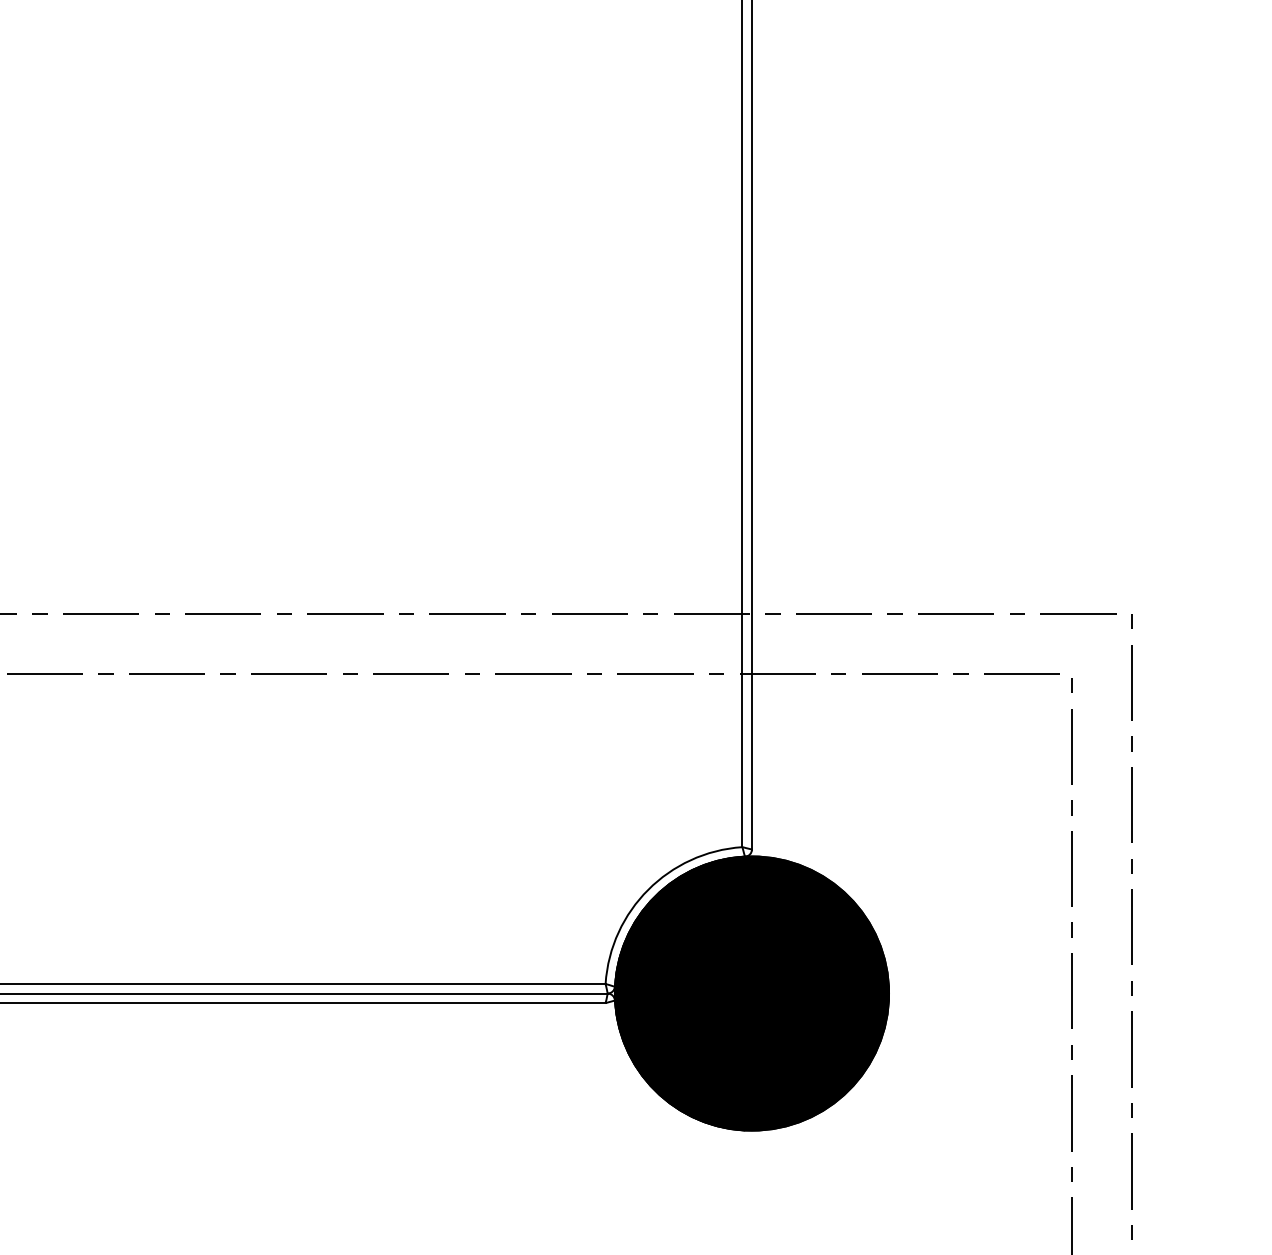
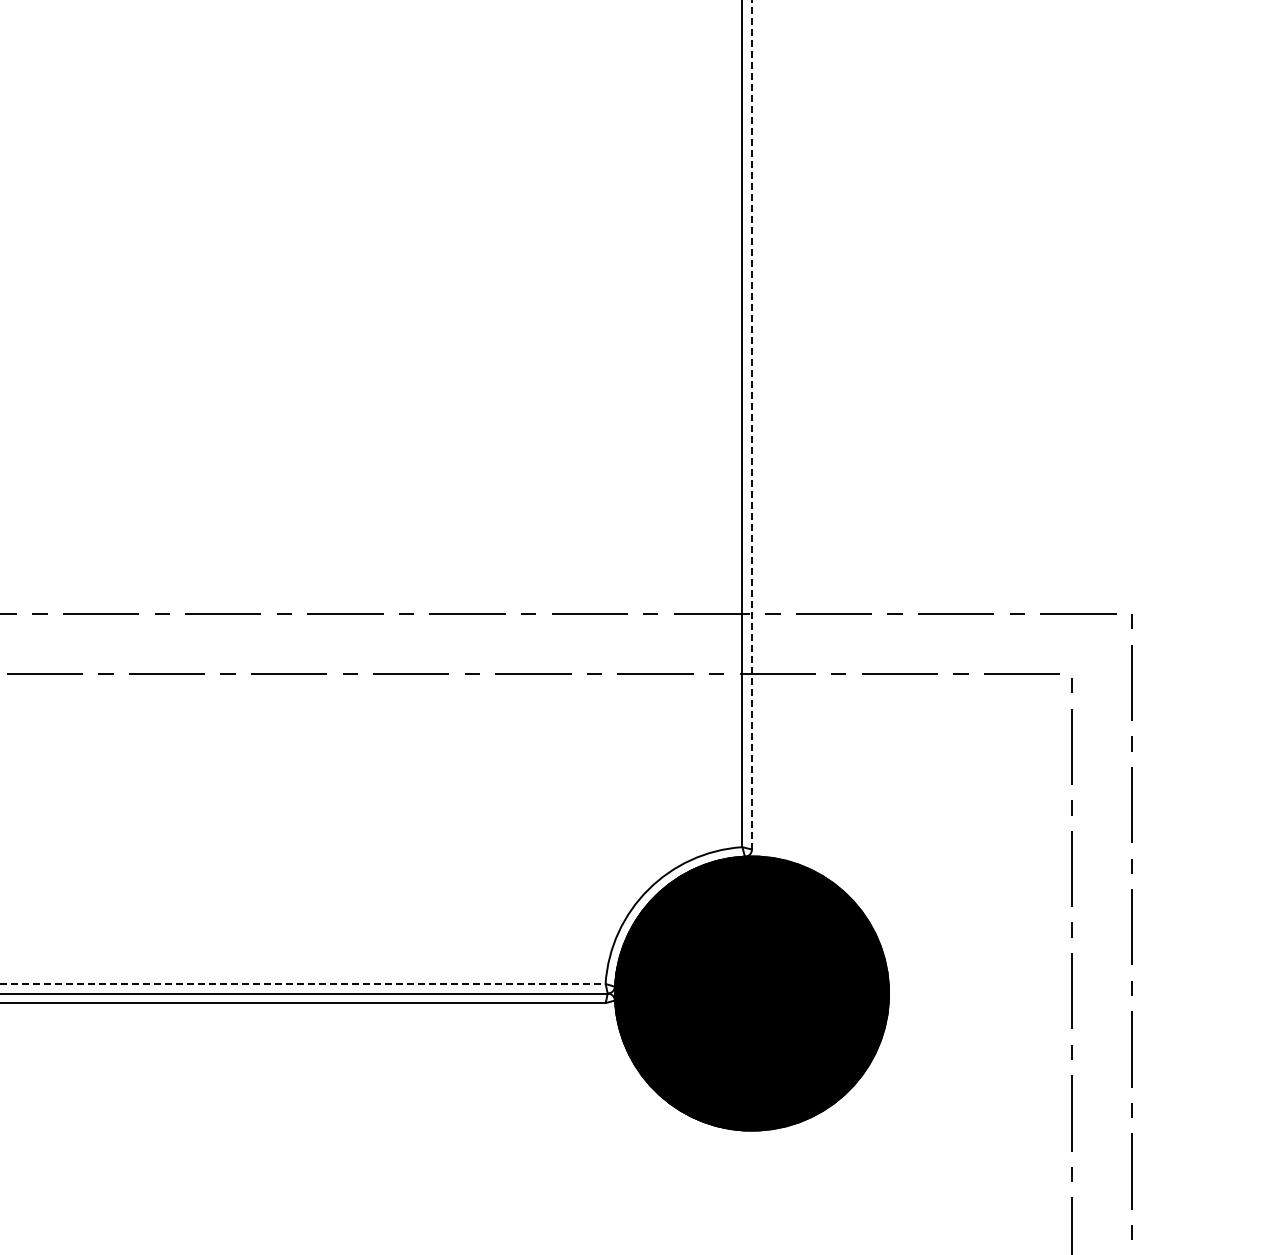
line: solid -> dashed (751, 424)
line: solid -> dashed (303, 983)
